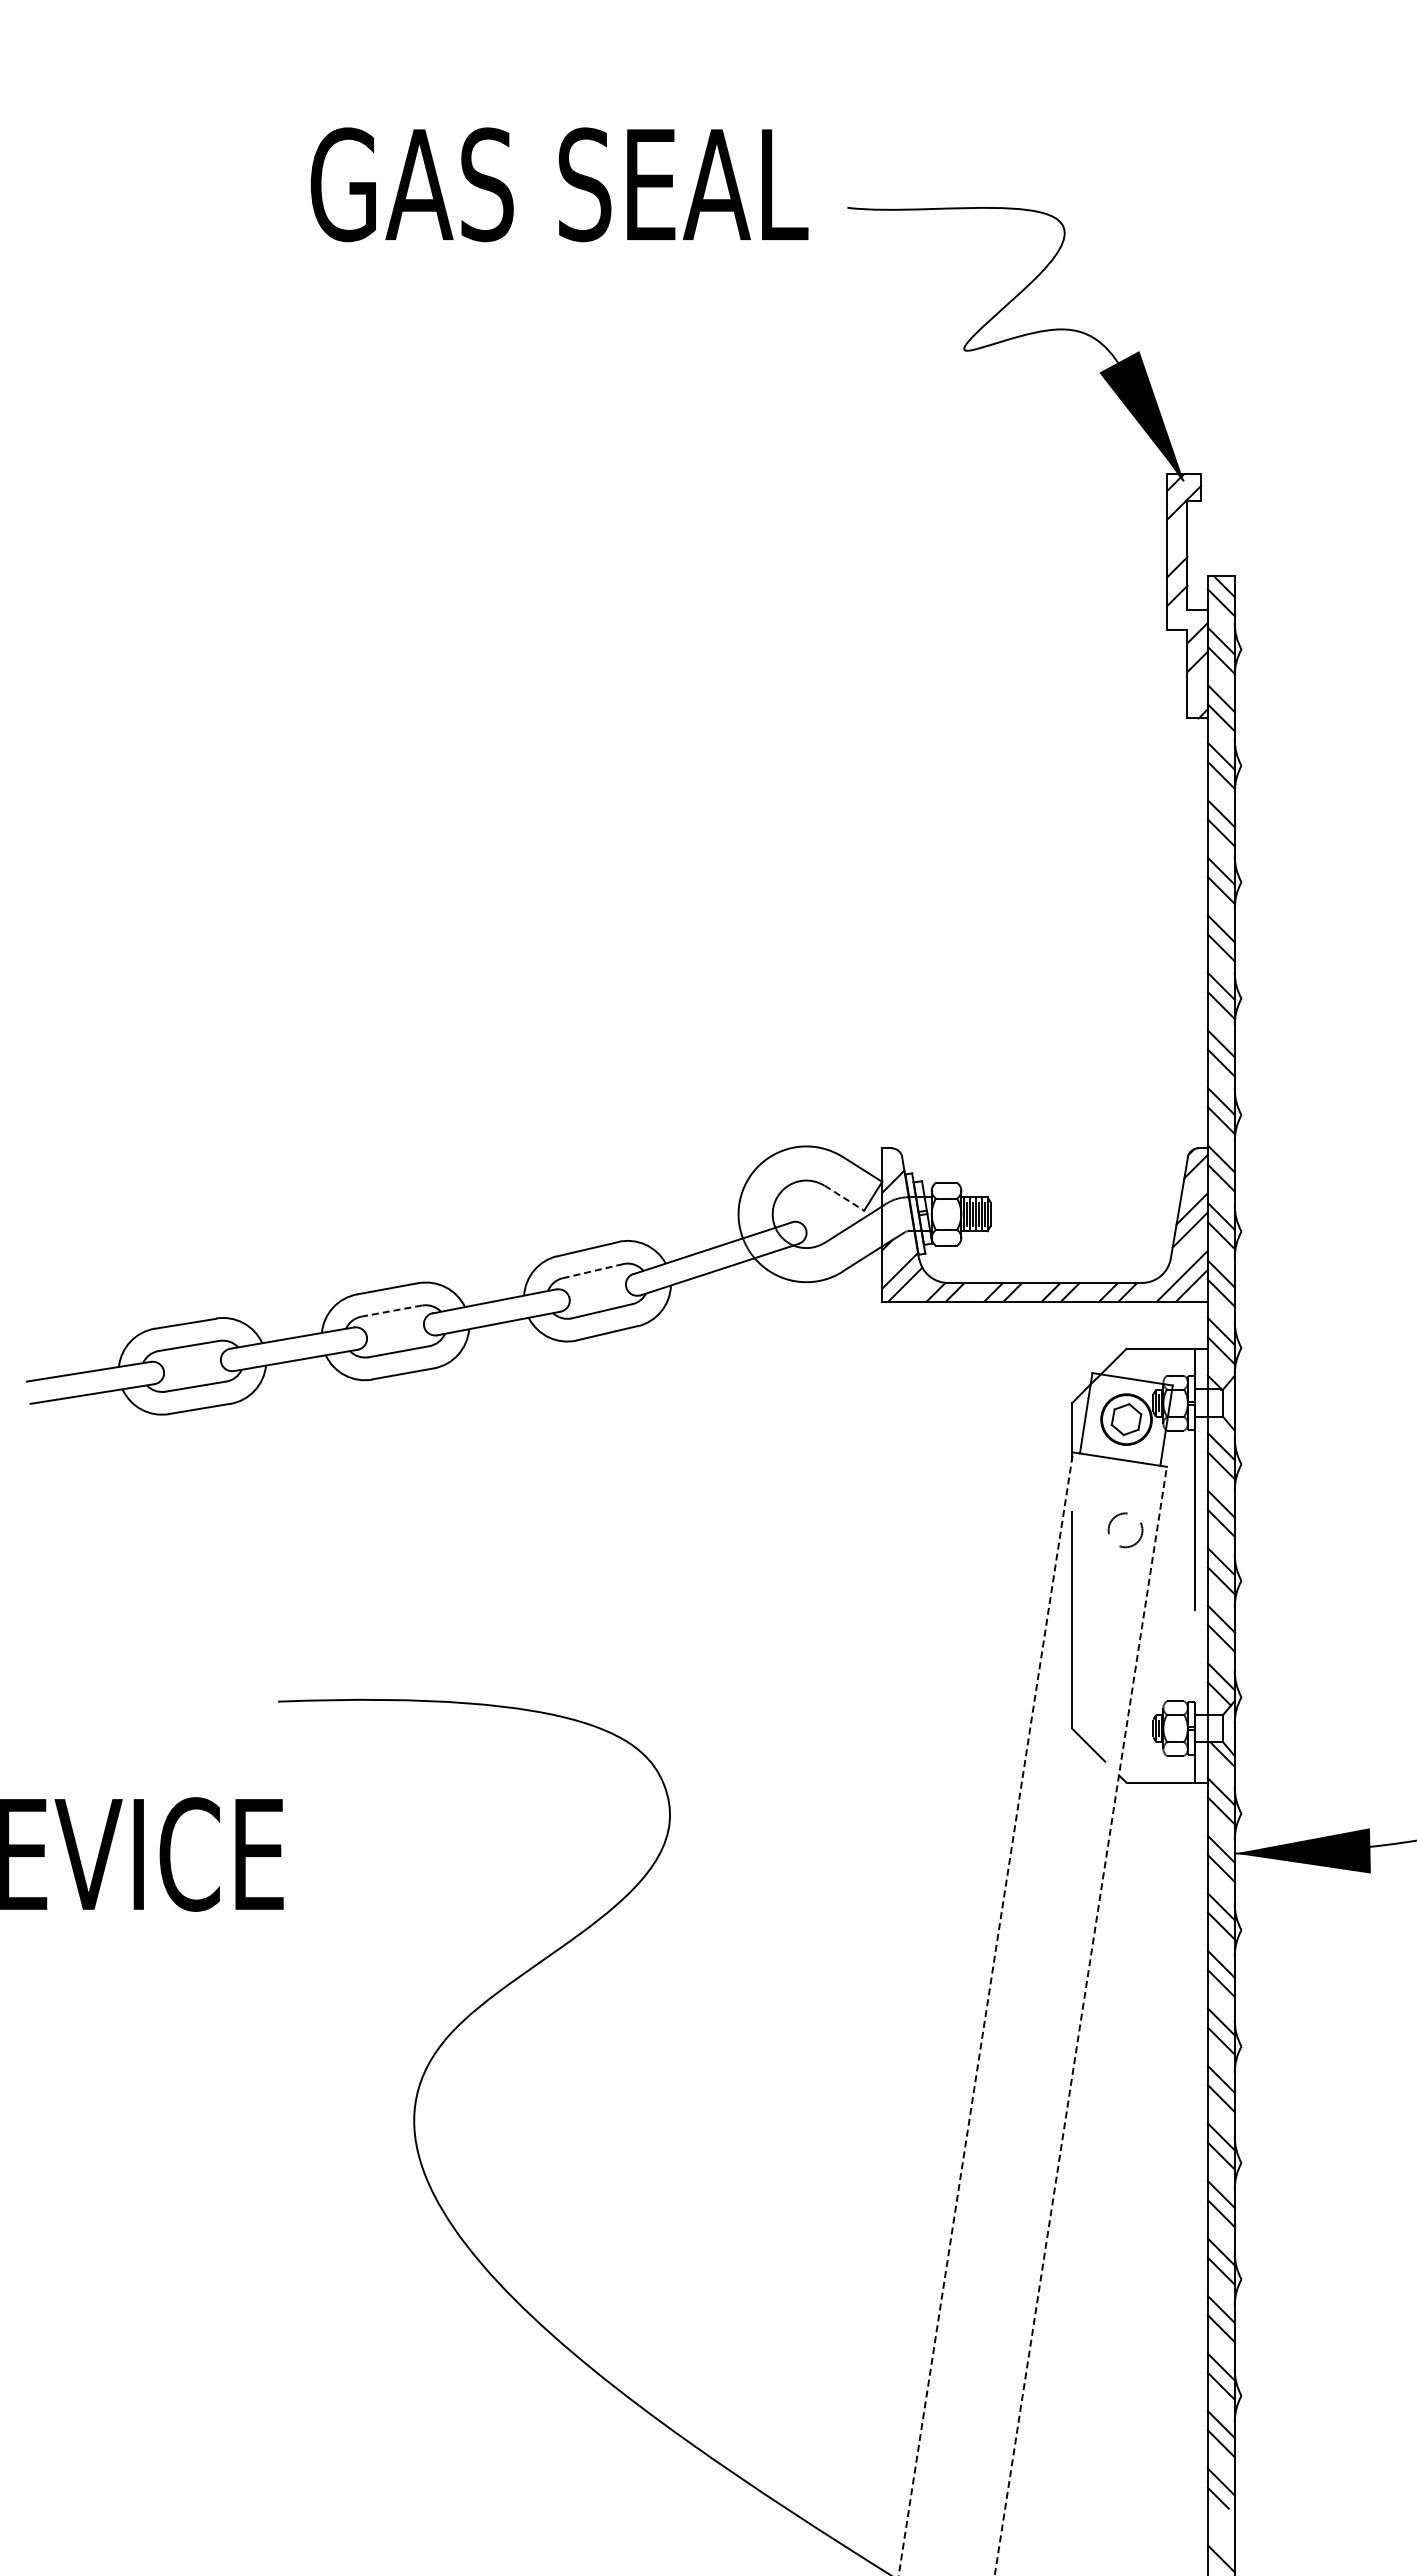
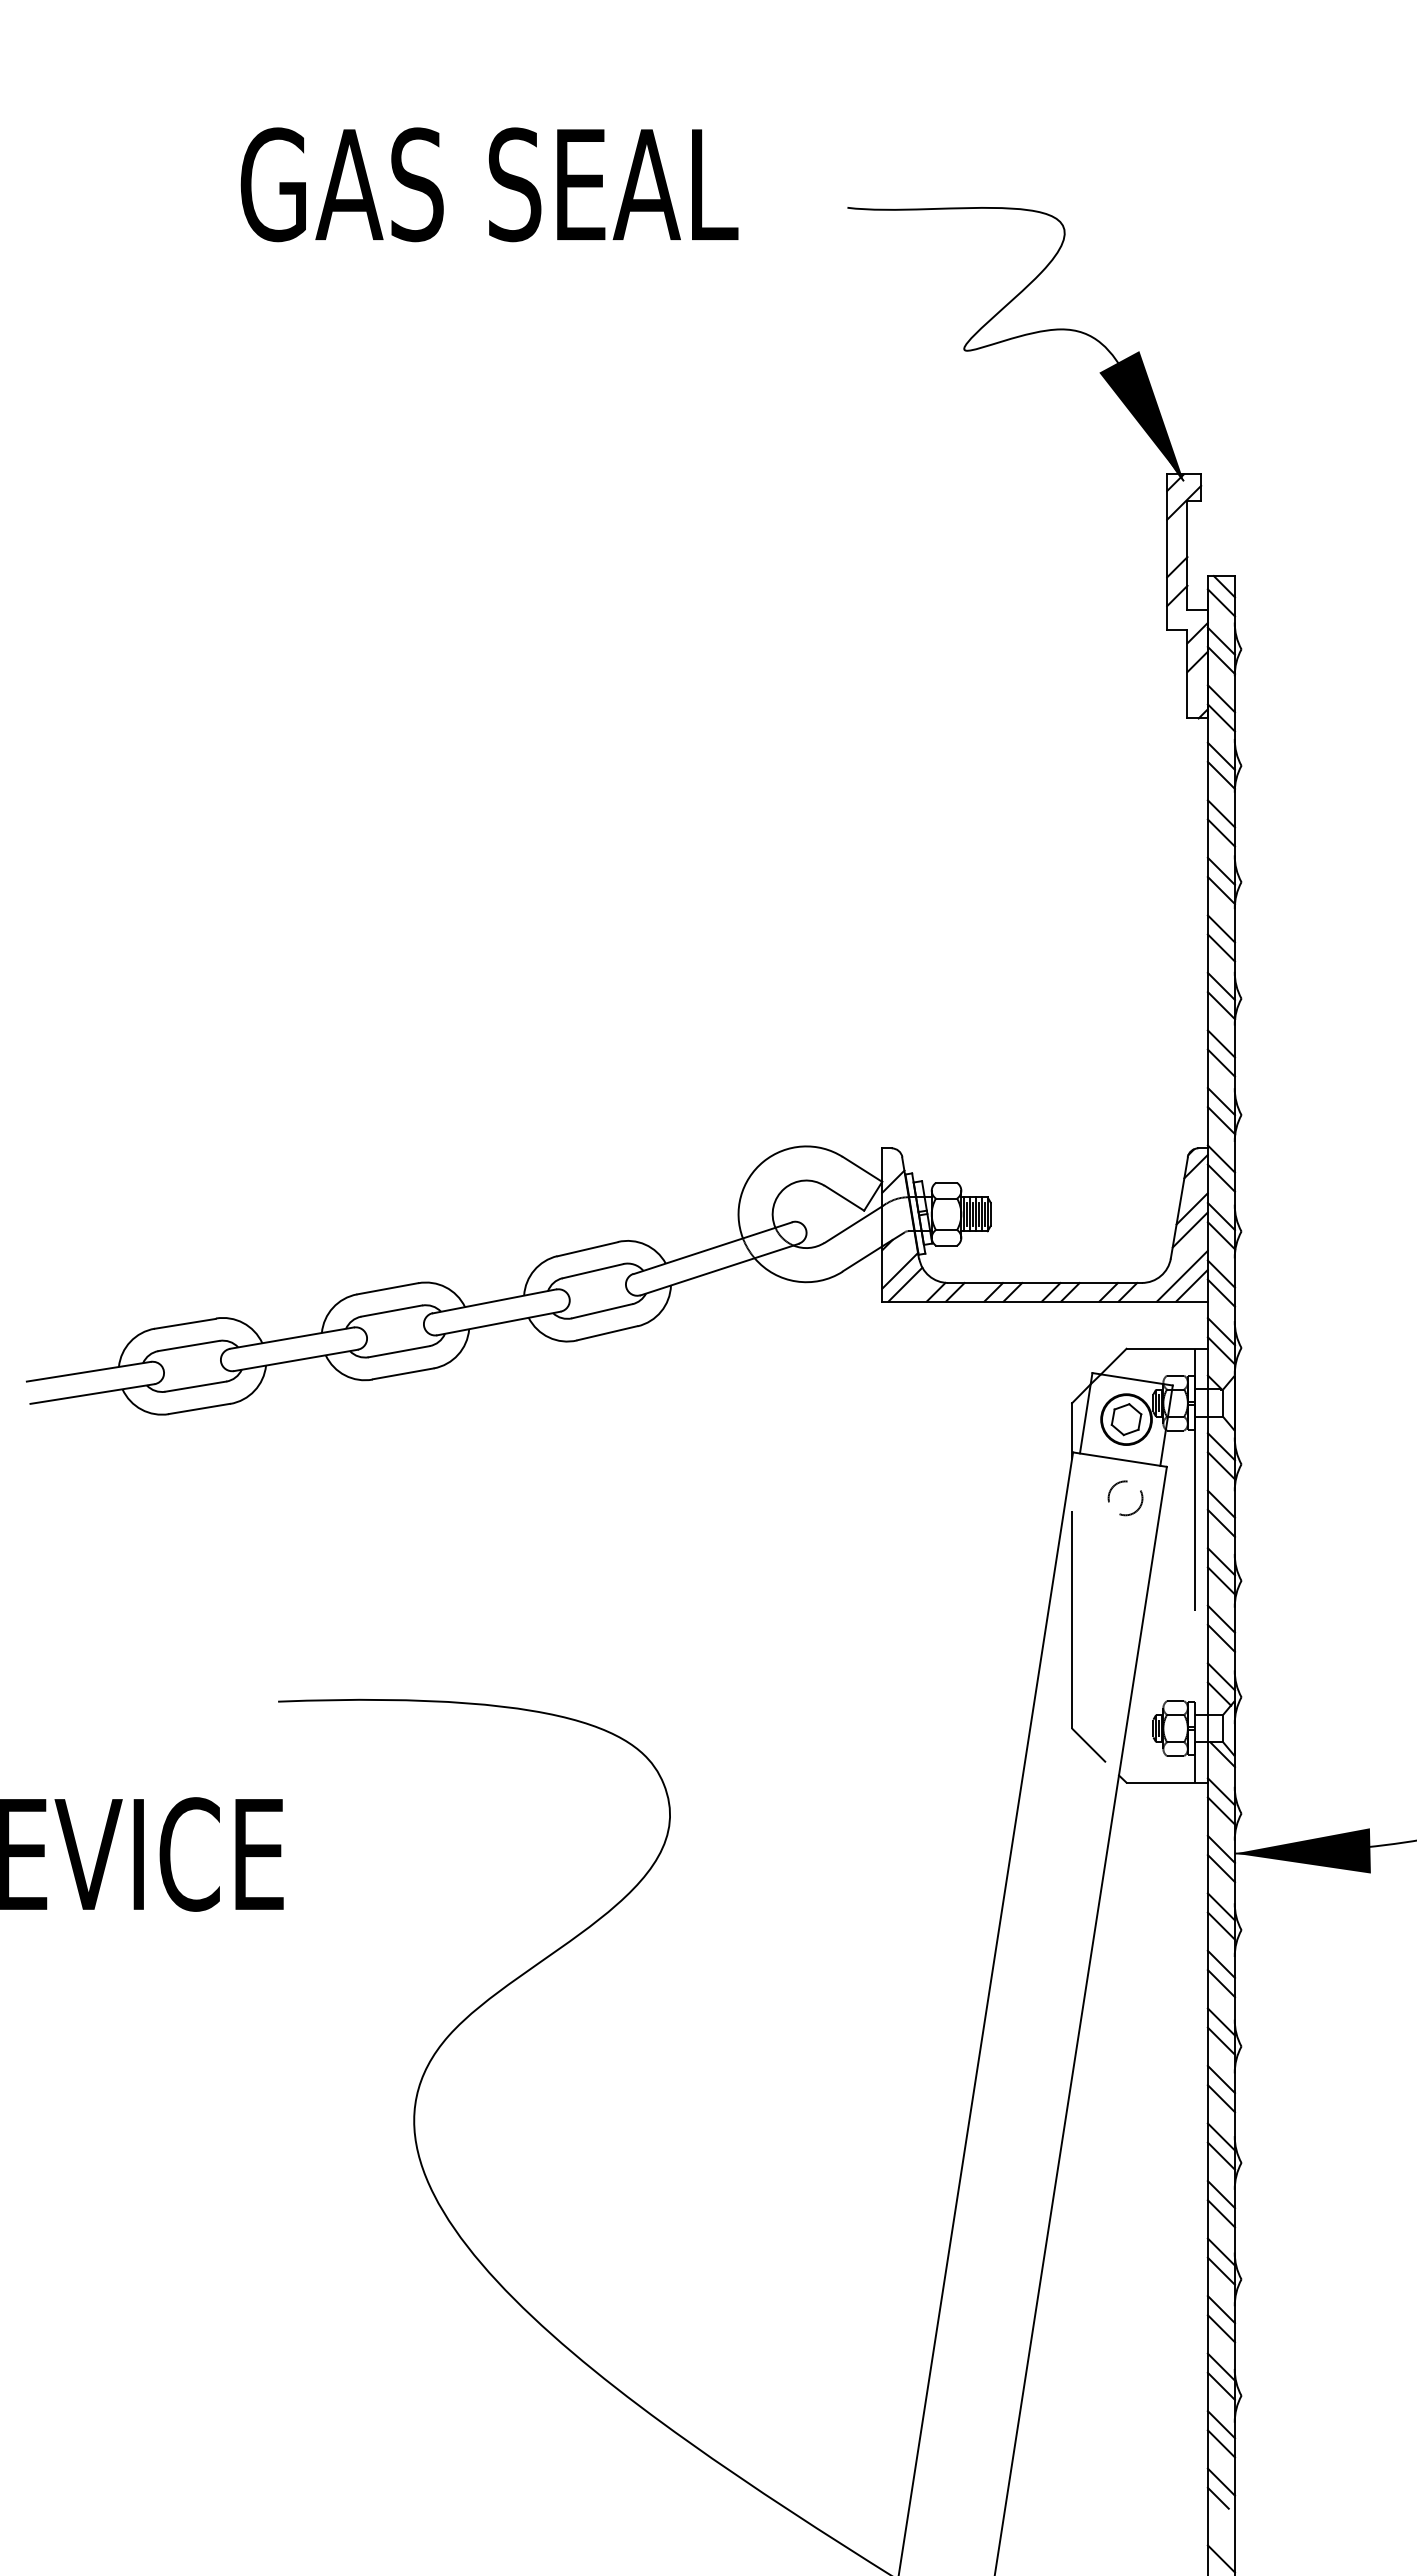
text position: (559, 184) -> (489, 184) (489, 184)
line: dashed -> solid (844, 1198)
line: dashed -> solid (592, 1271)
line: dashed -> solid (391, 1311)
circle position: (1125, 1530) -> (1125, 1498) (1125, 1498)
line: dashed -> solid (986, 2013)
line: dashed -> solid (1080, 2020)
